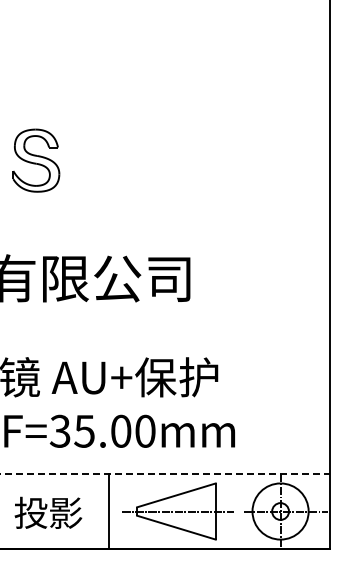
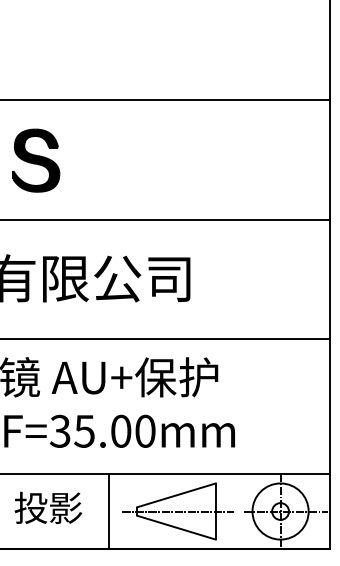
line: none -> present (165, 99)
fill: none -> present (36, 160)
line: none -> present (165, 219)
line: none -> present (165, 339)
line: dashed -> solid (165, 474)
text position: (48, 512) -> (48, 507) (48, 507)
